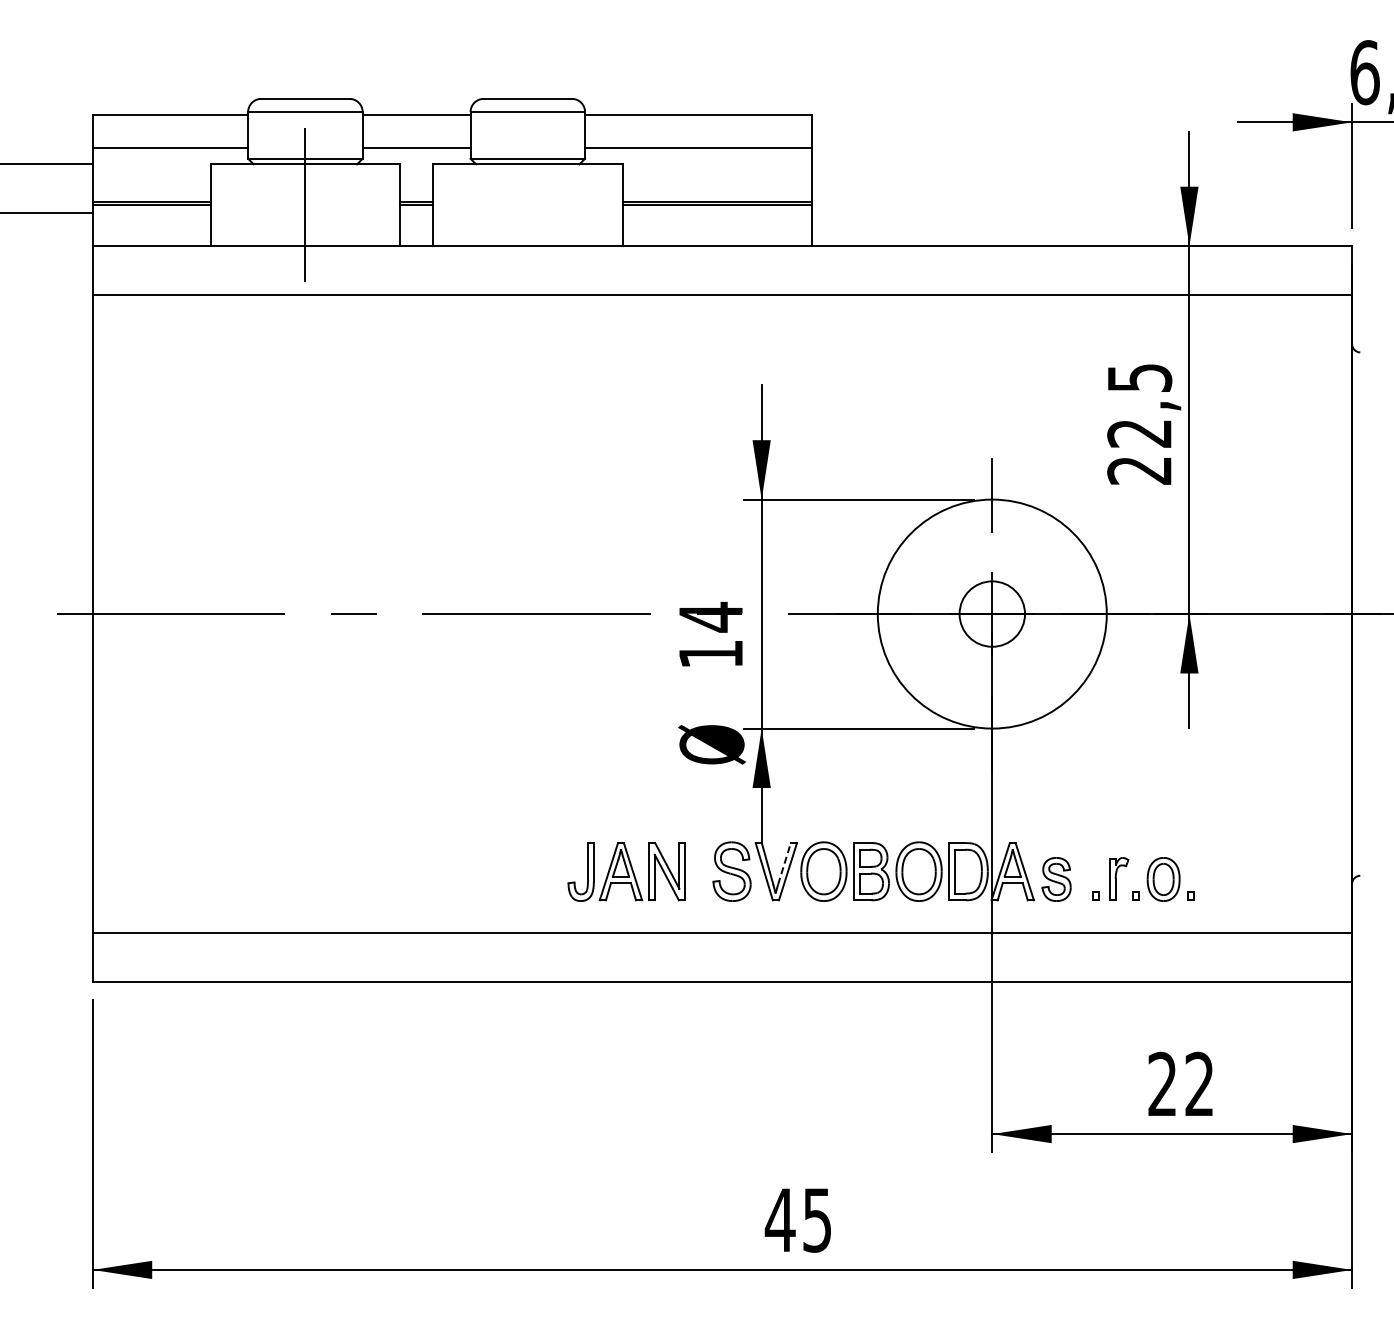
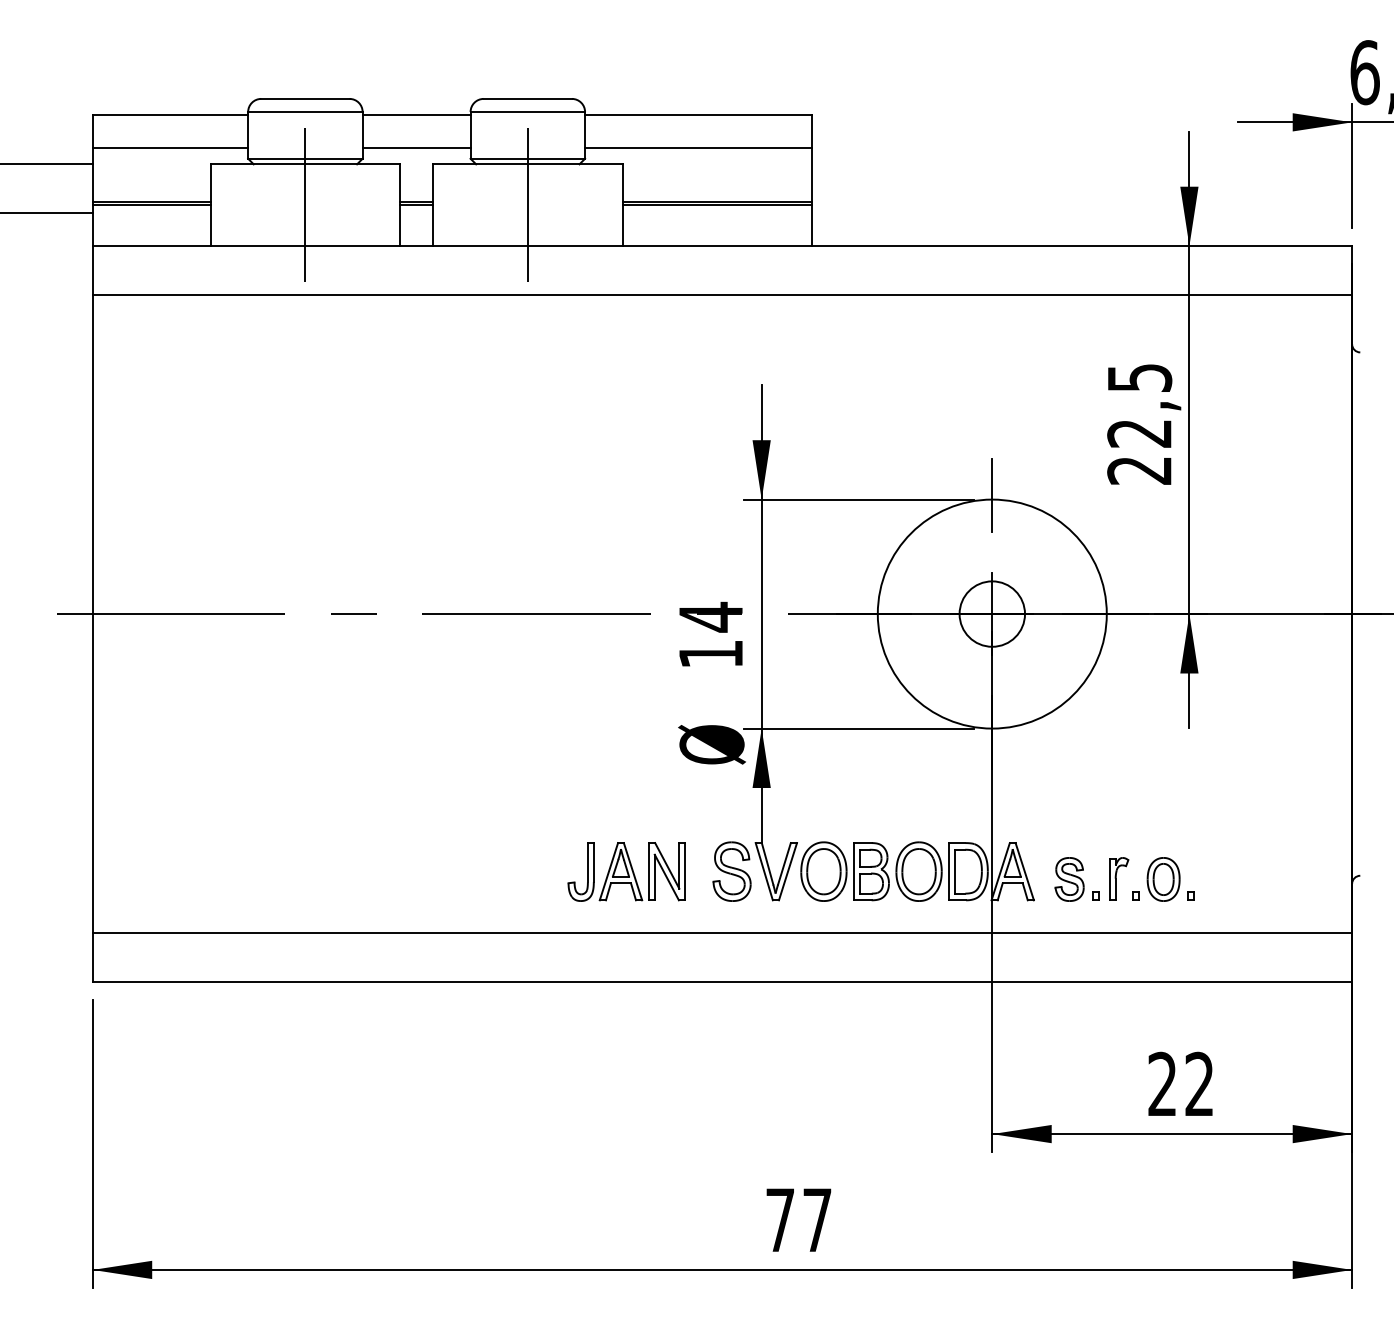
line: none -> present (527, 205)
line: dashed -> solid (784, 863)
part position: (1056, 879) -> (1069, 879) (1069, 879)
text: 45 -> 77 (797, 1220)
